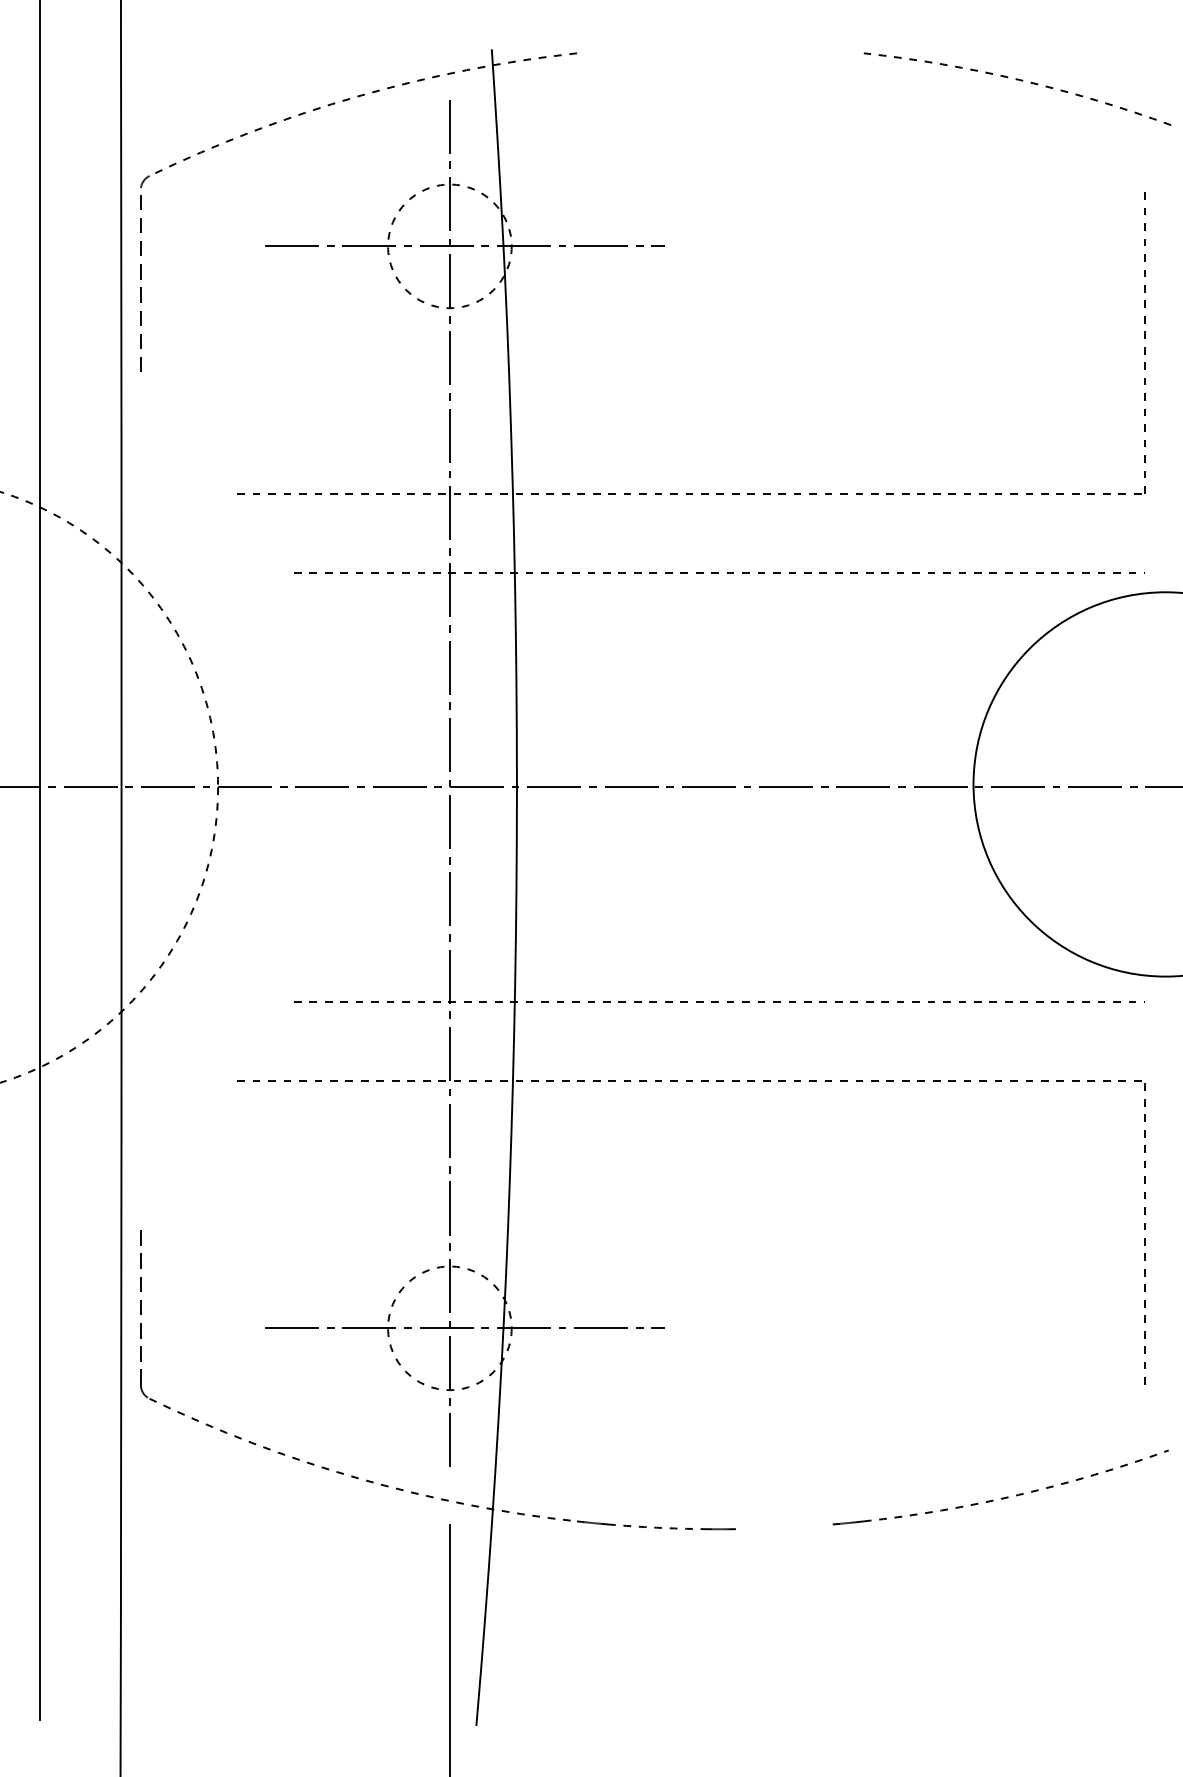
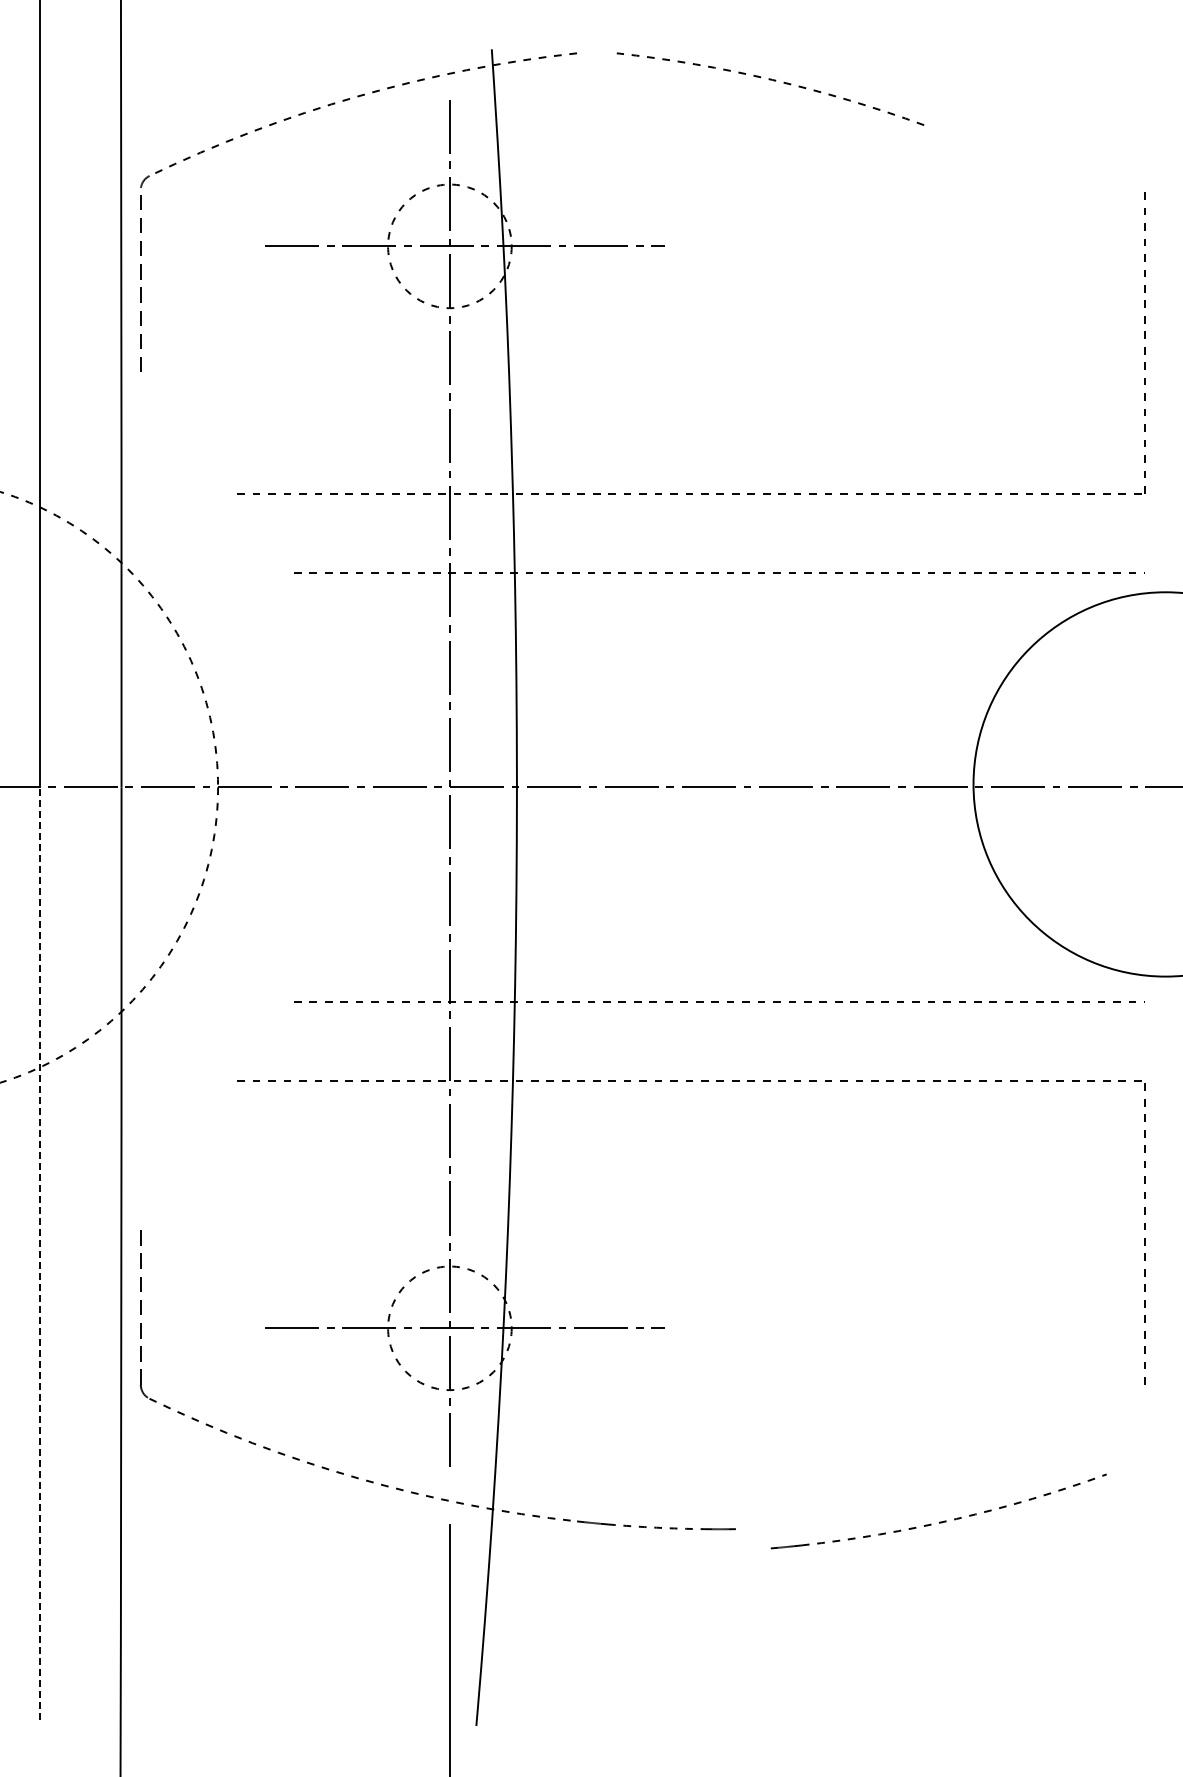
arc position: (1020, 81) -> (773, 81) (773, 81)
line: solid -> dashed (39, 1253)
part position: (1001, 1497) -> (939, 1521) (939, 1521)
